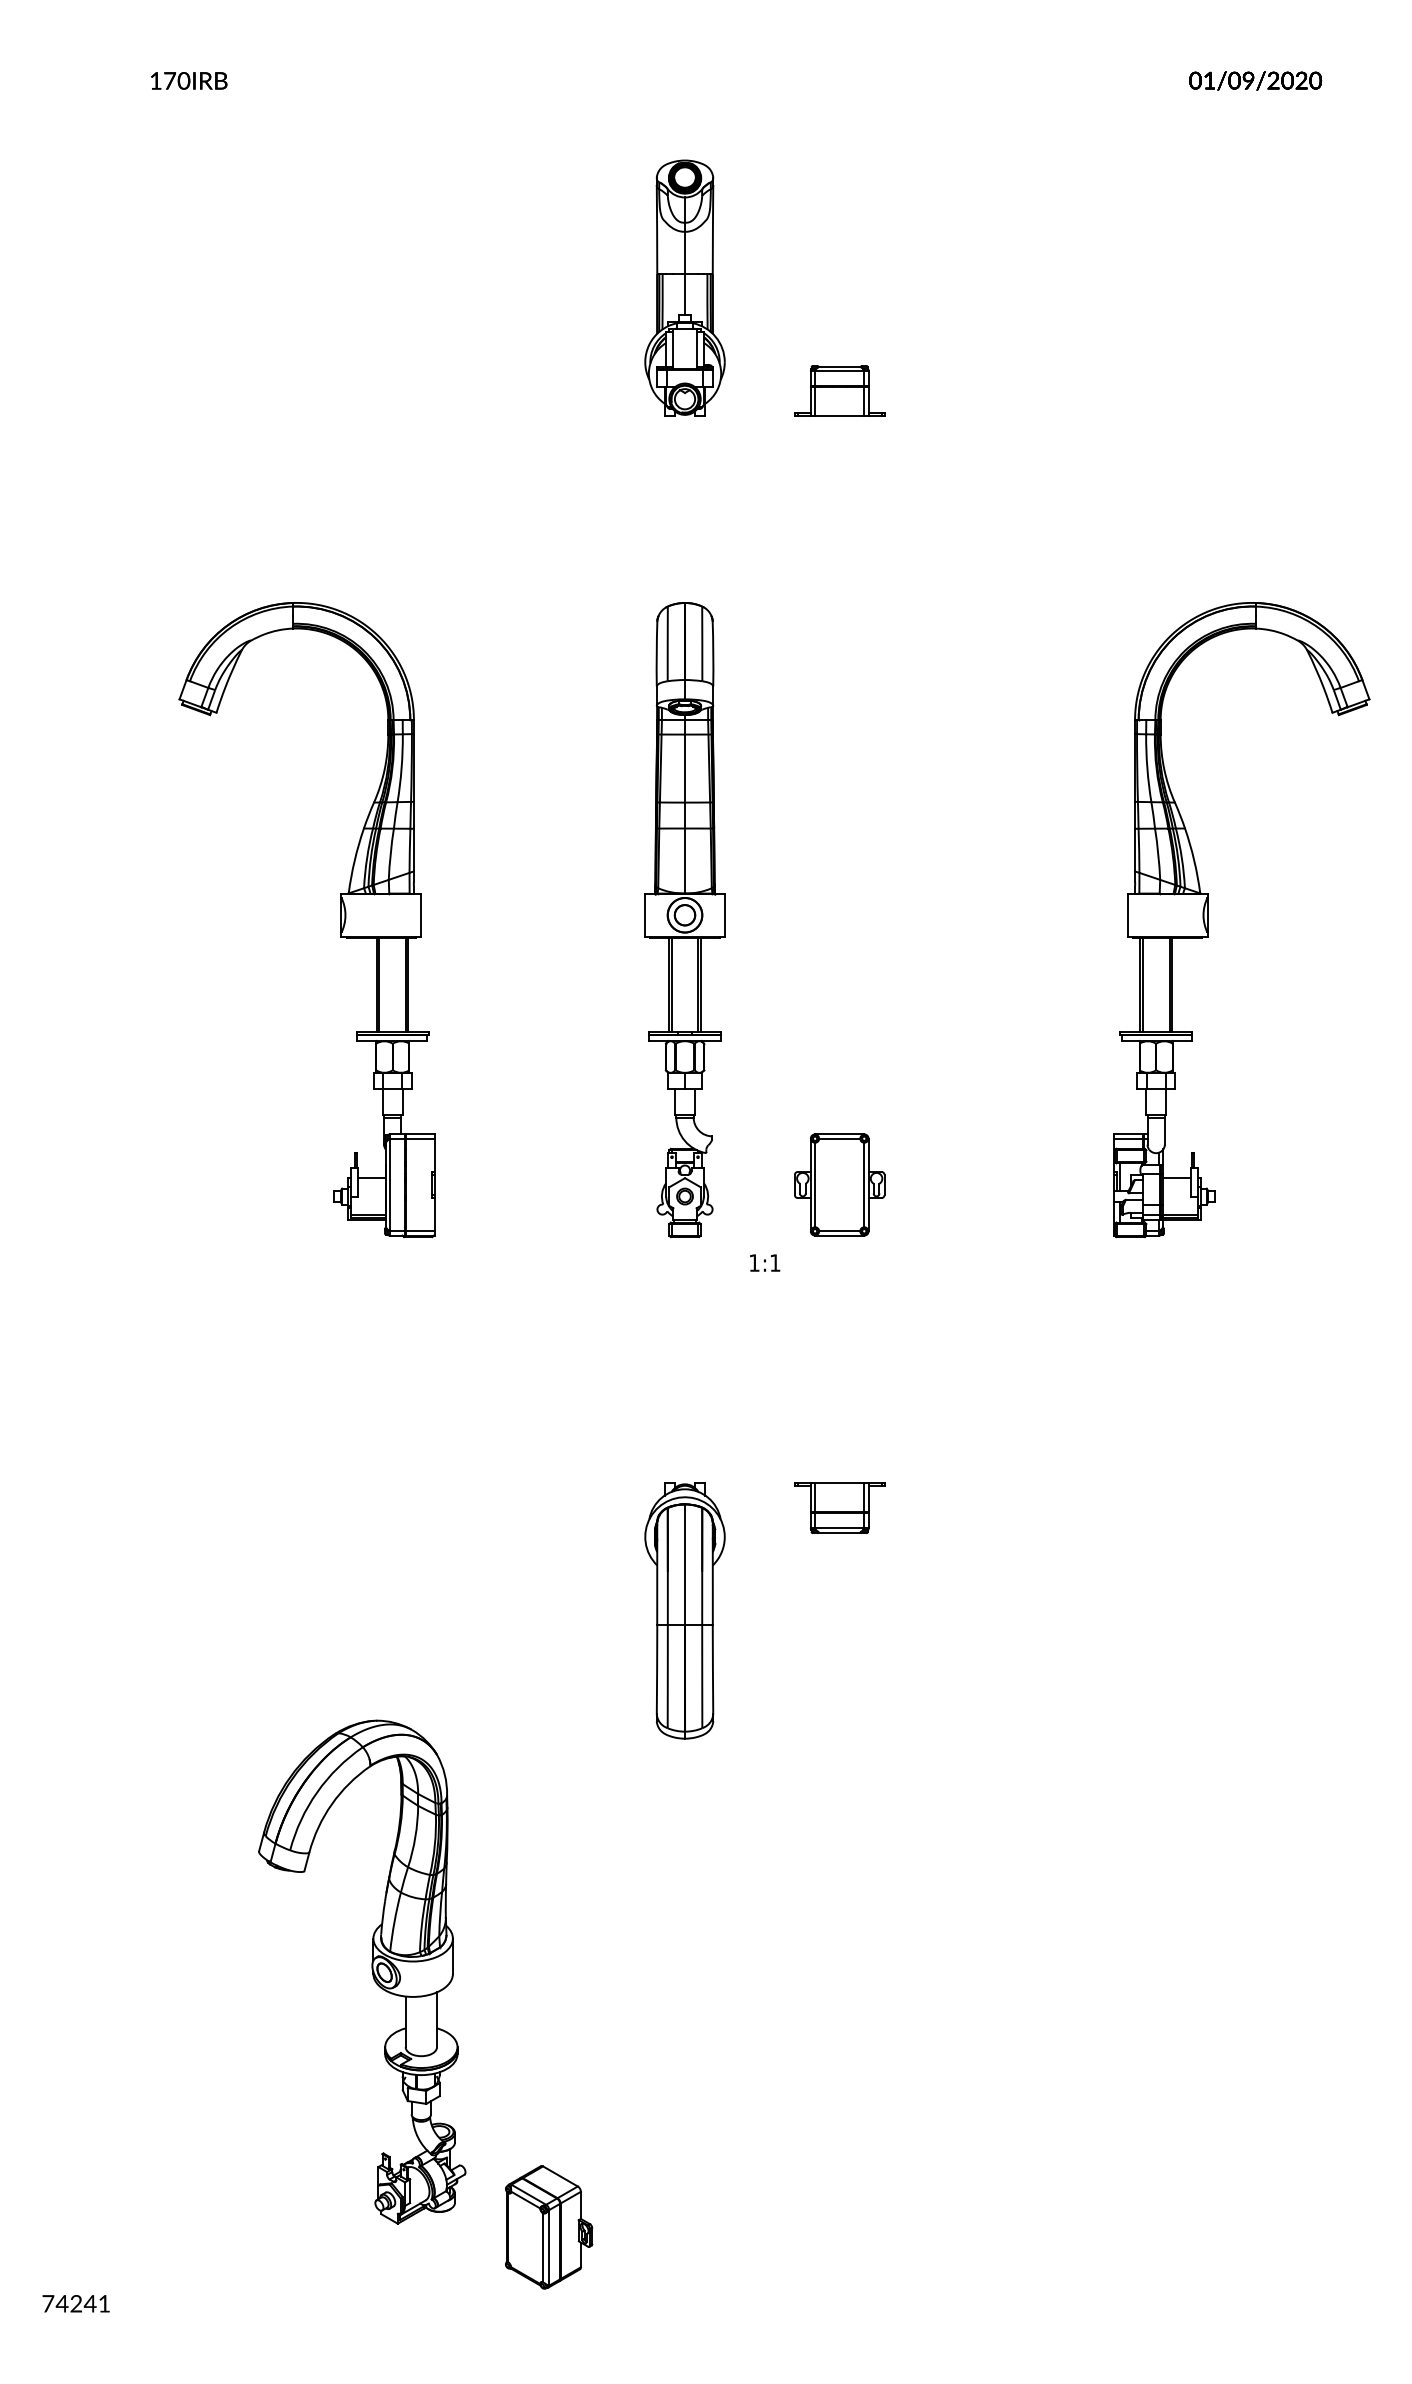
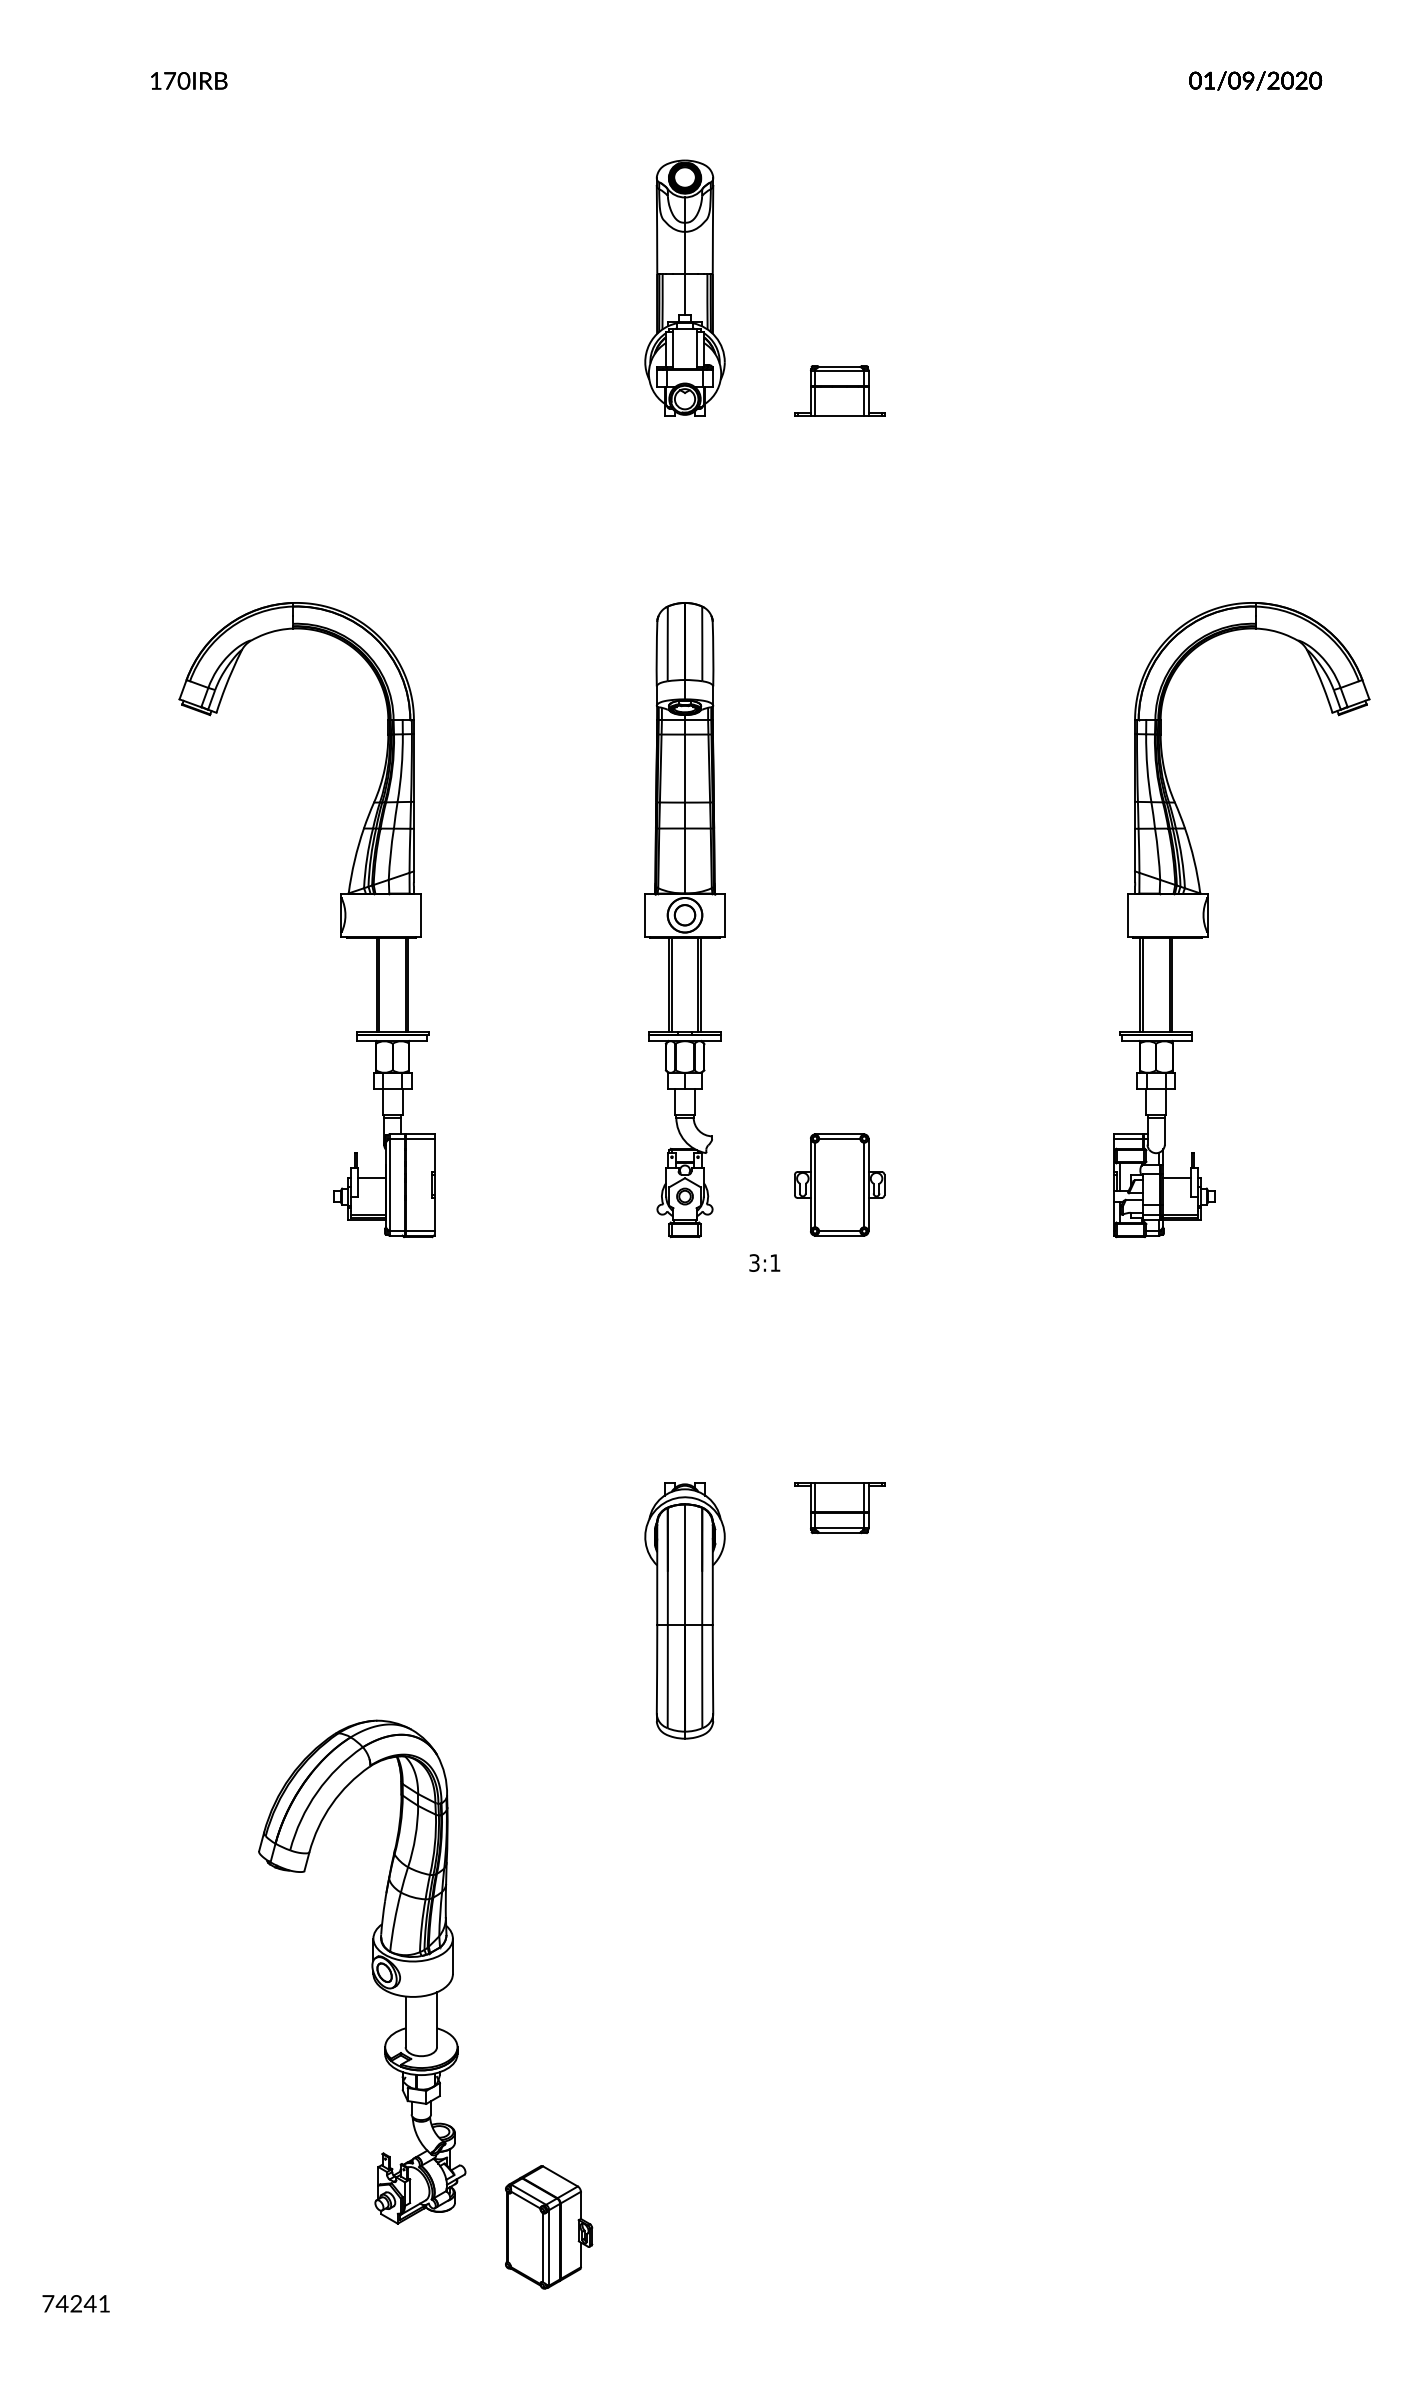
text: 1:1 -> 3:1 (754, 1262)
